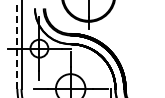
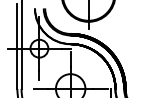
line: dashed -> solid (17, 45)
